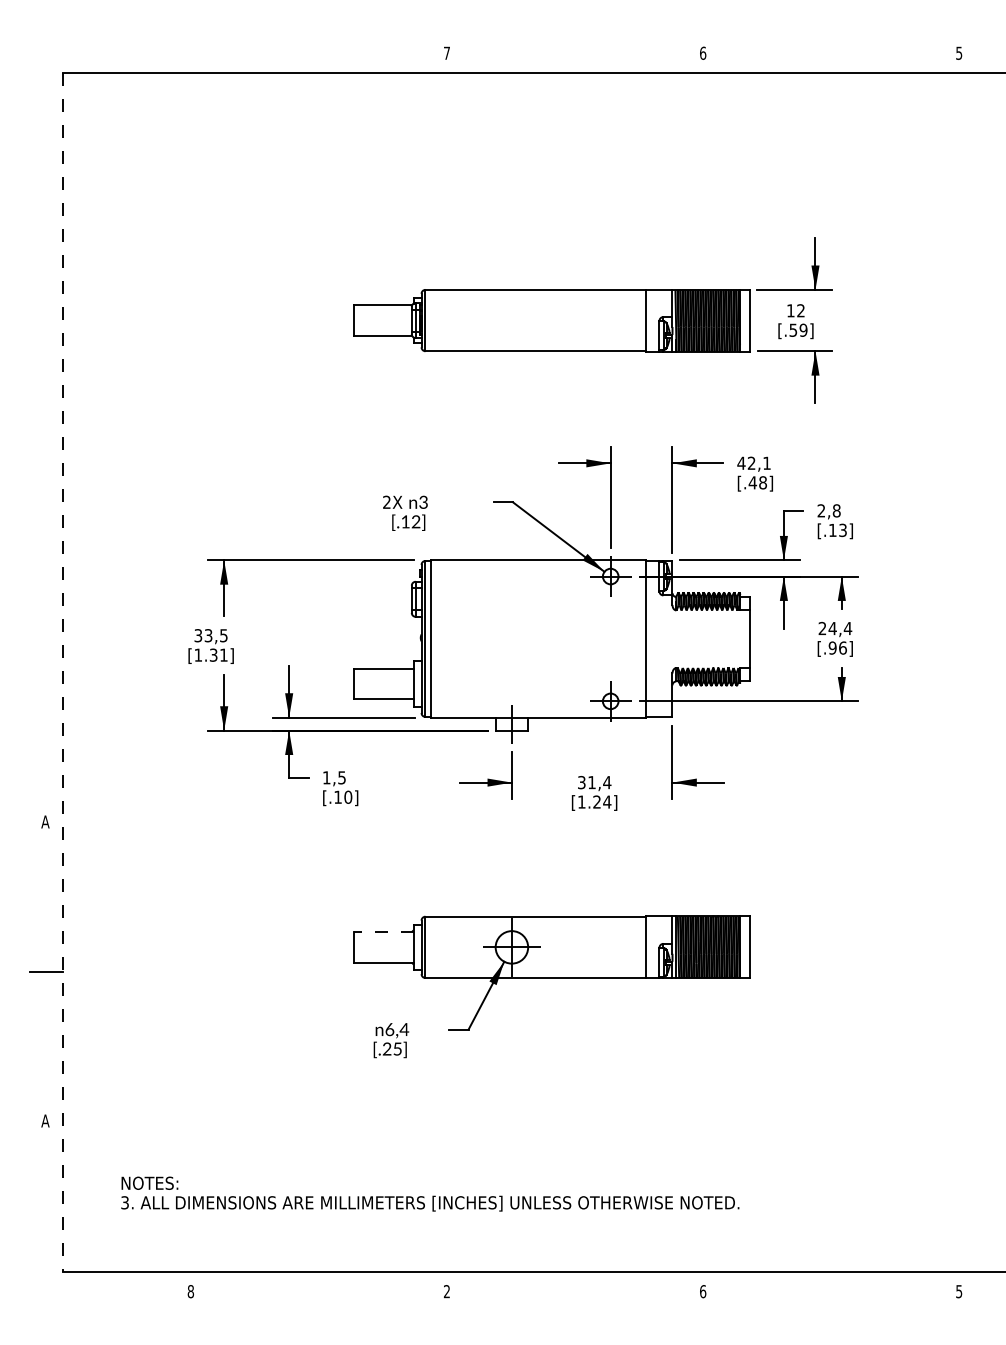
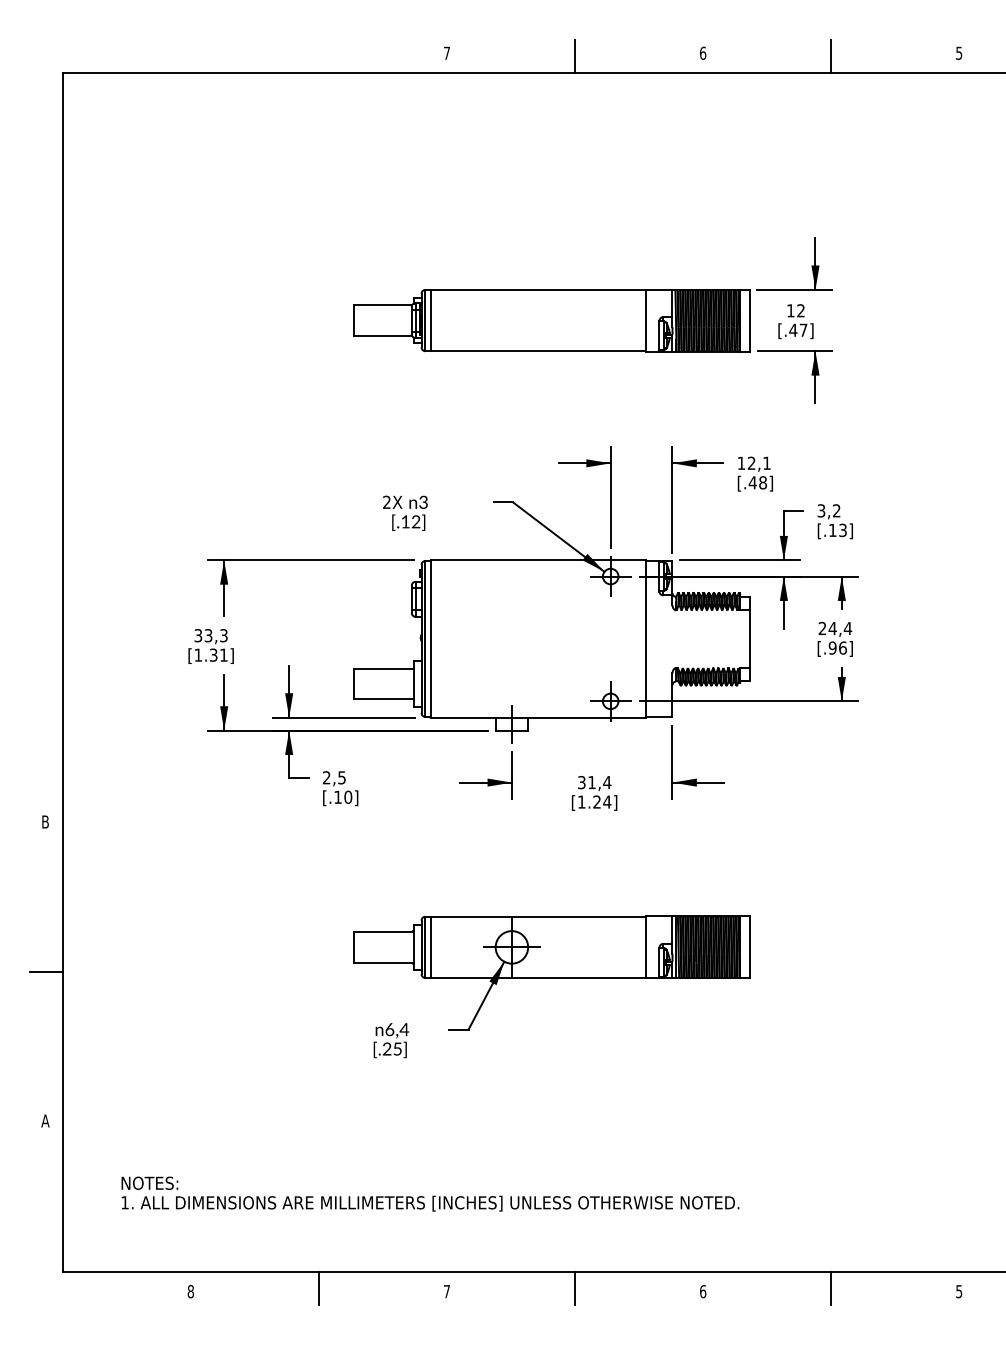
line: none -> present (575, 56)
line: none -> present (831, 56)
line: none -> present (430, 320)
text: [.59] -> [.47] (798, 329)
text: 42,1 -> 12,1 (741, 462)
text: 2,8 -> 3,2 (828, 510)
text: 33,5 -> 33,3 (223, 635)
line: dashed -> solid (62, 672)
text: 1,5 -> 2,5 (326, 777)
text: A -> B (45, 821)
line: dashed -> solid (383, 932)
line: none -> present (430, 947)
text: 3. -> 1. (124, 1202)
line: none -> present (318, 1288)
line: none -> present (575, 1288)
line: none -> present (831, 1288)
text: 2 -> 7 (446, 1291)
